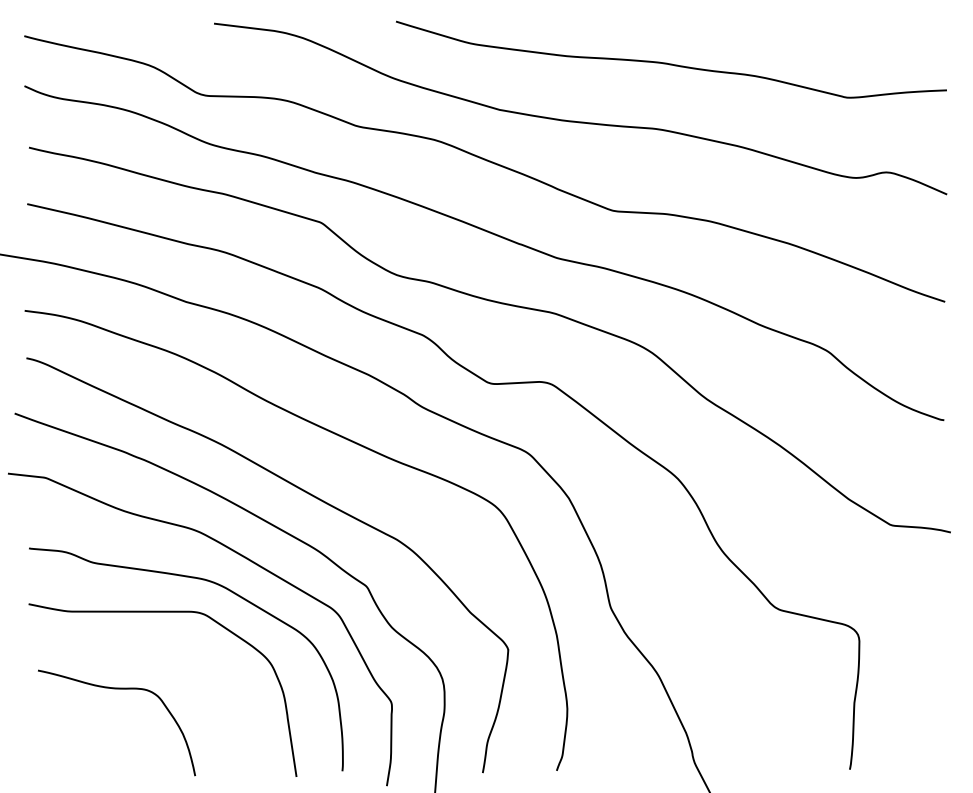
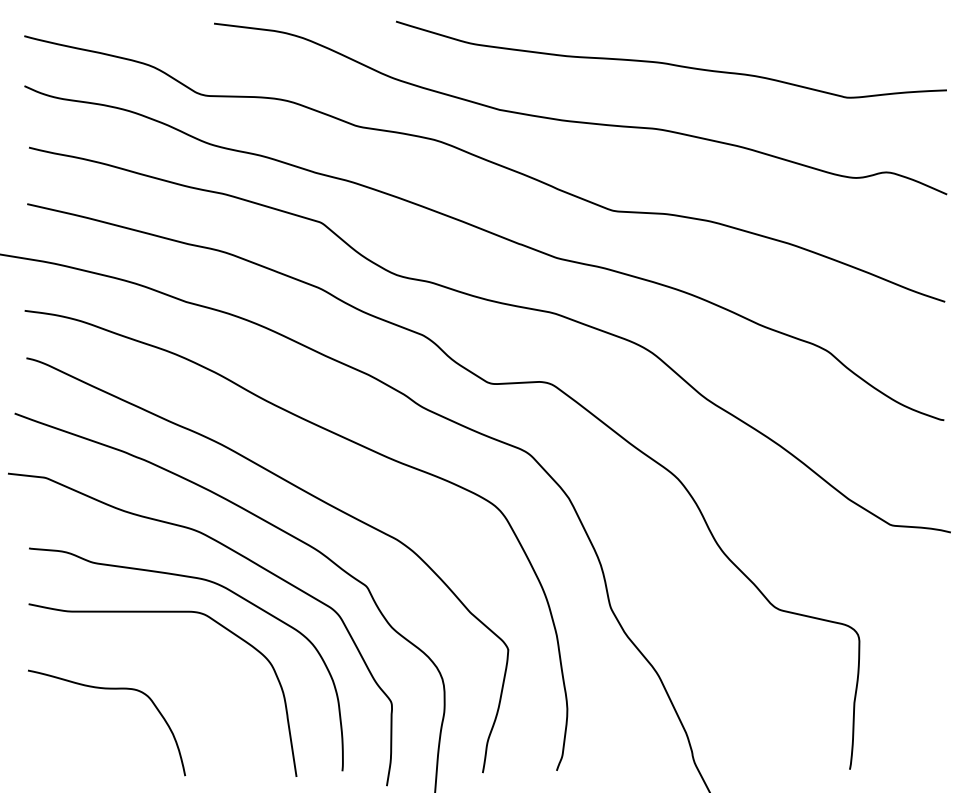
curve position: (116, 689) -> (106, 689) (106, 689)
